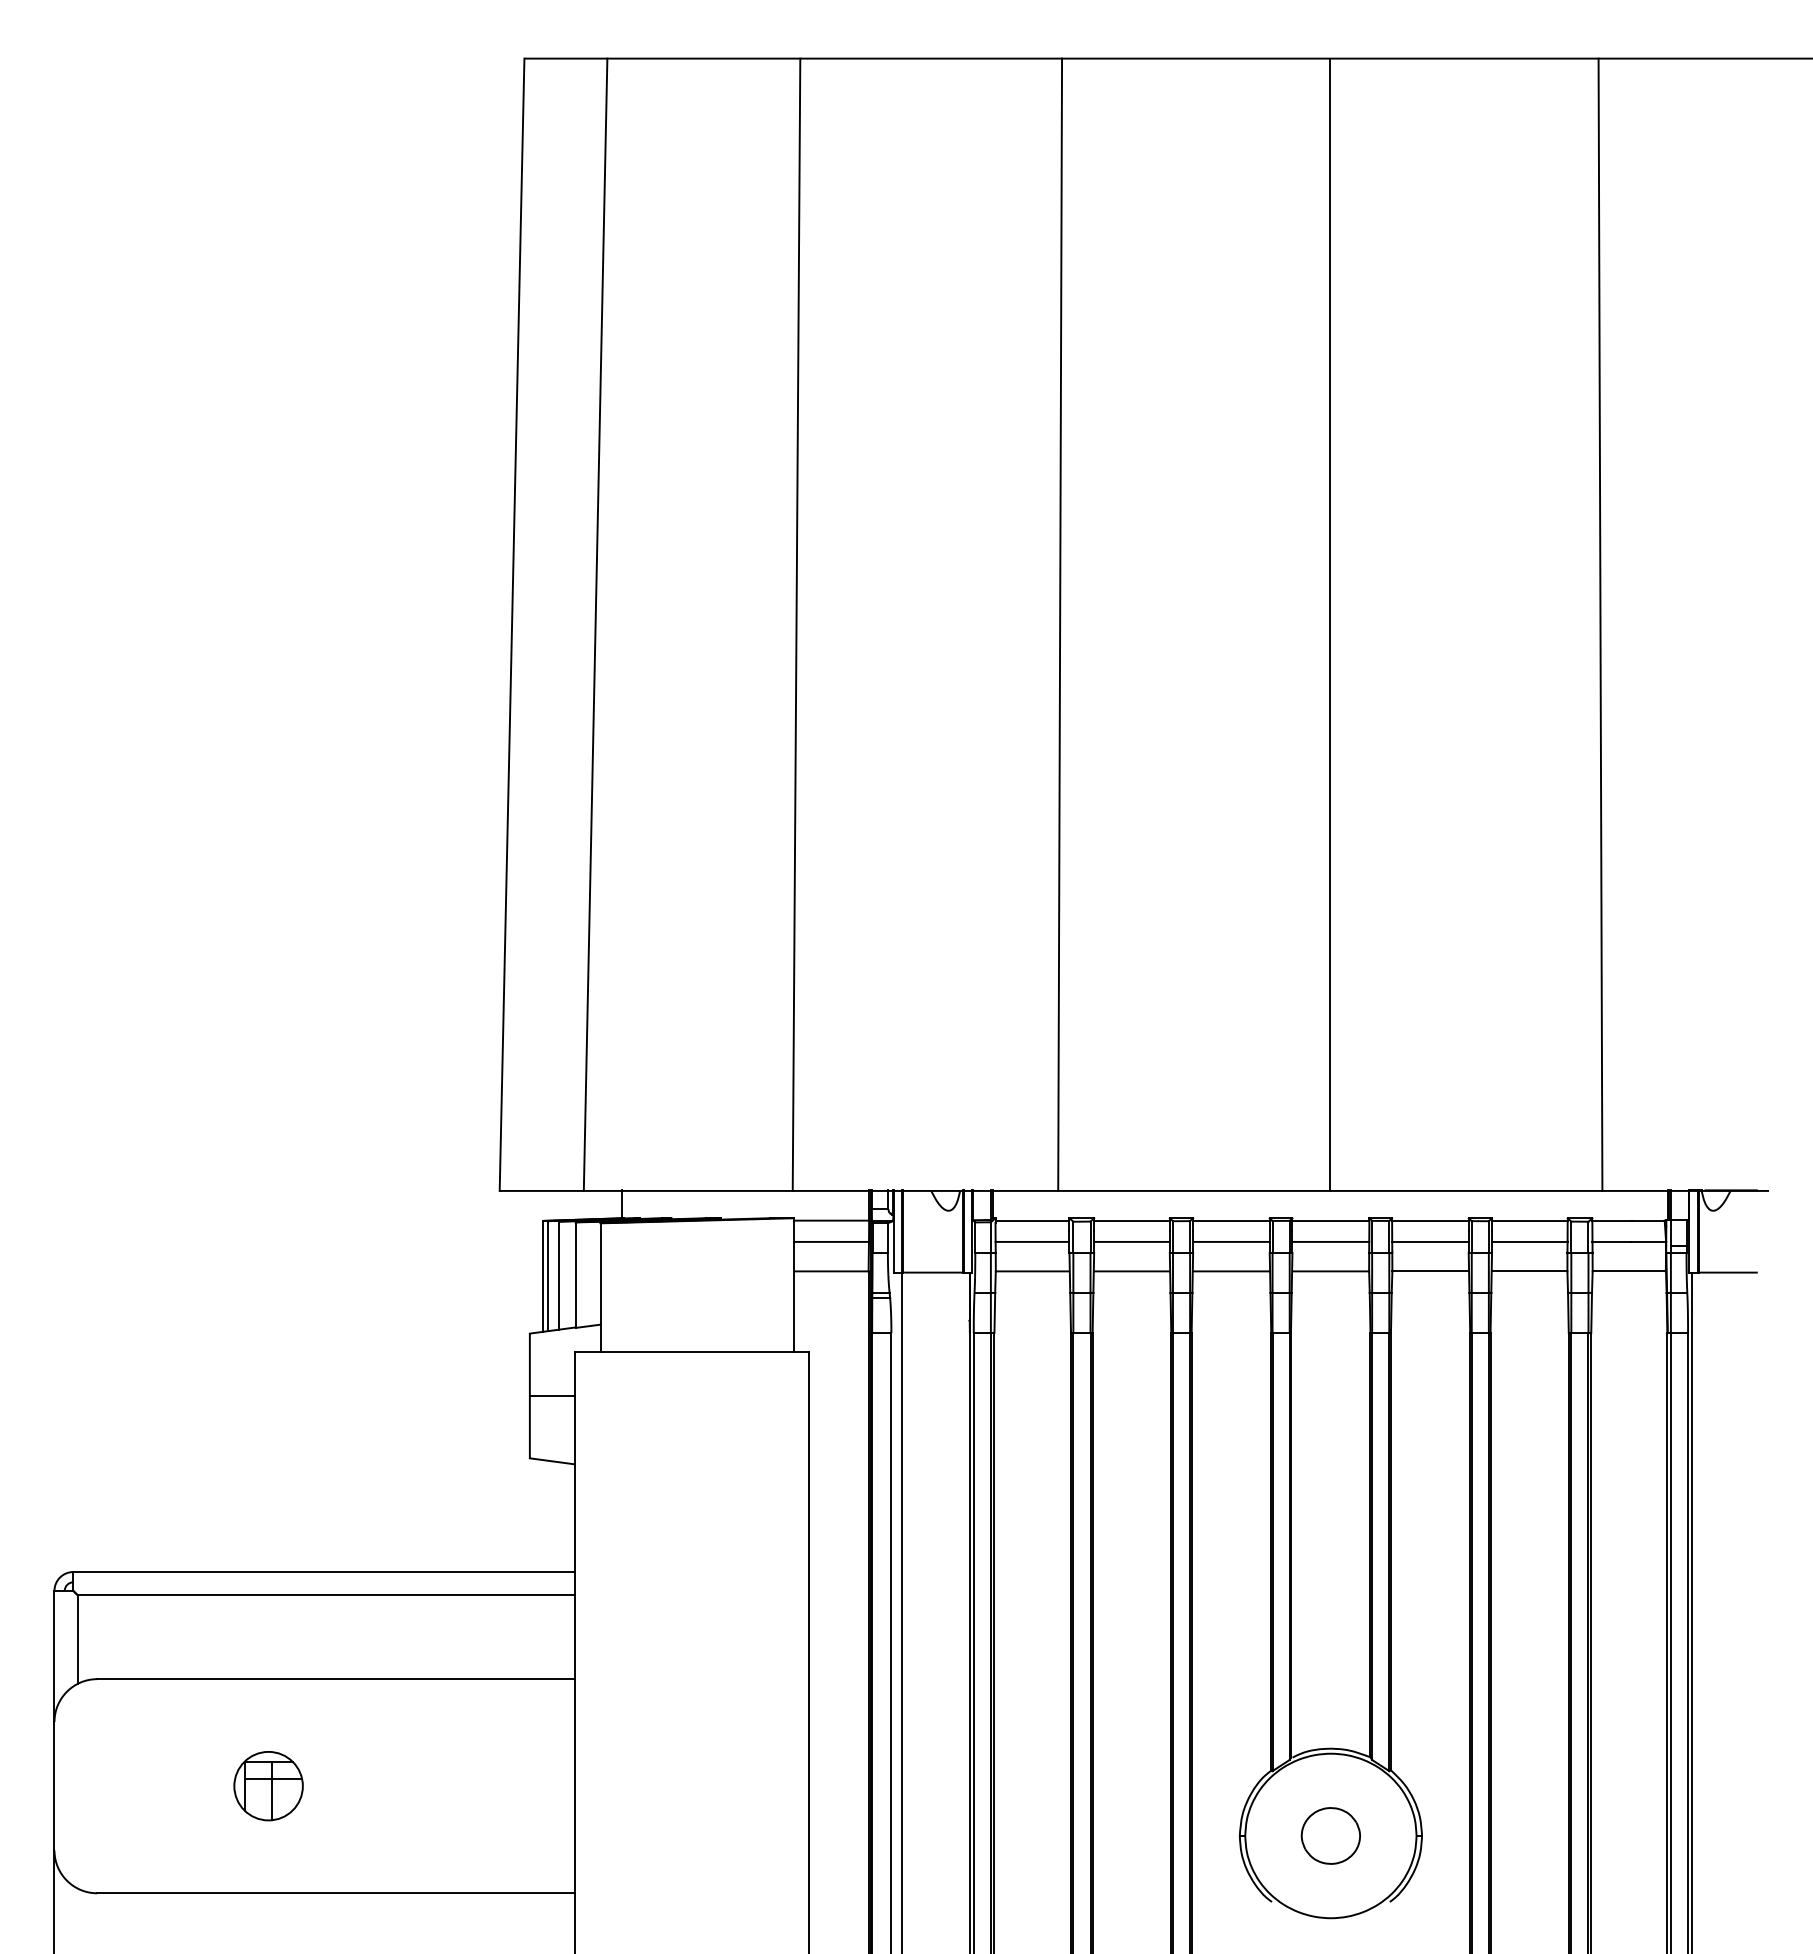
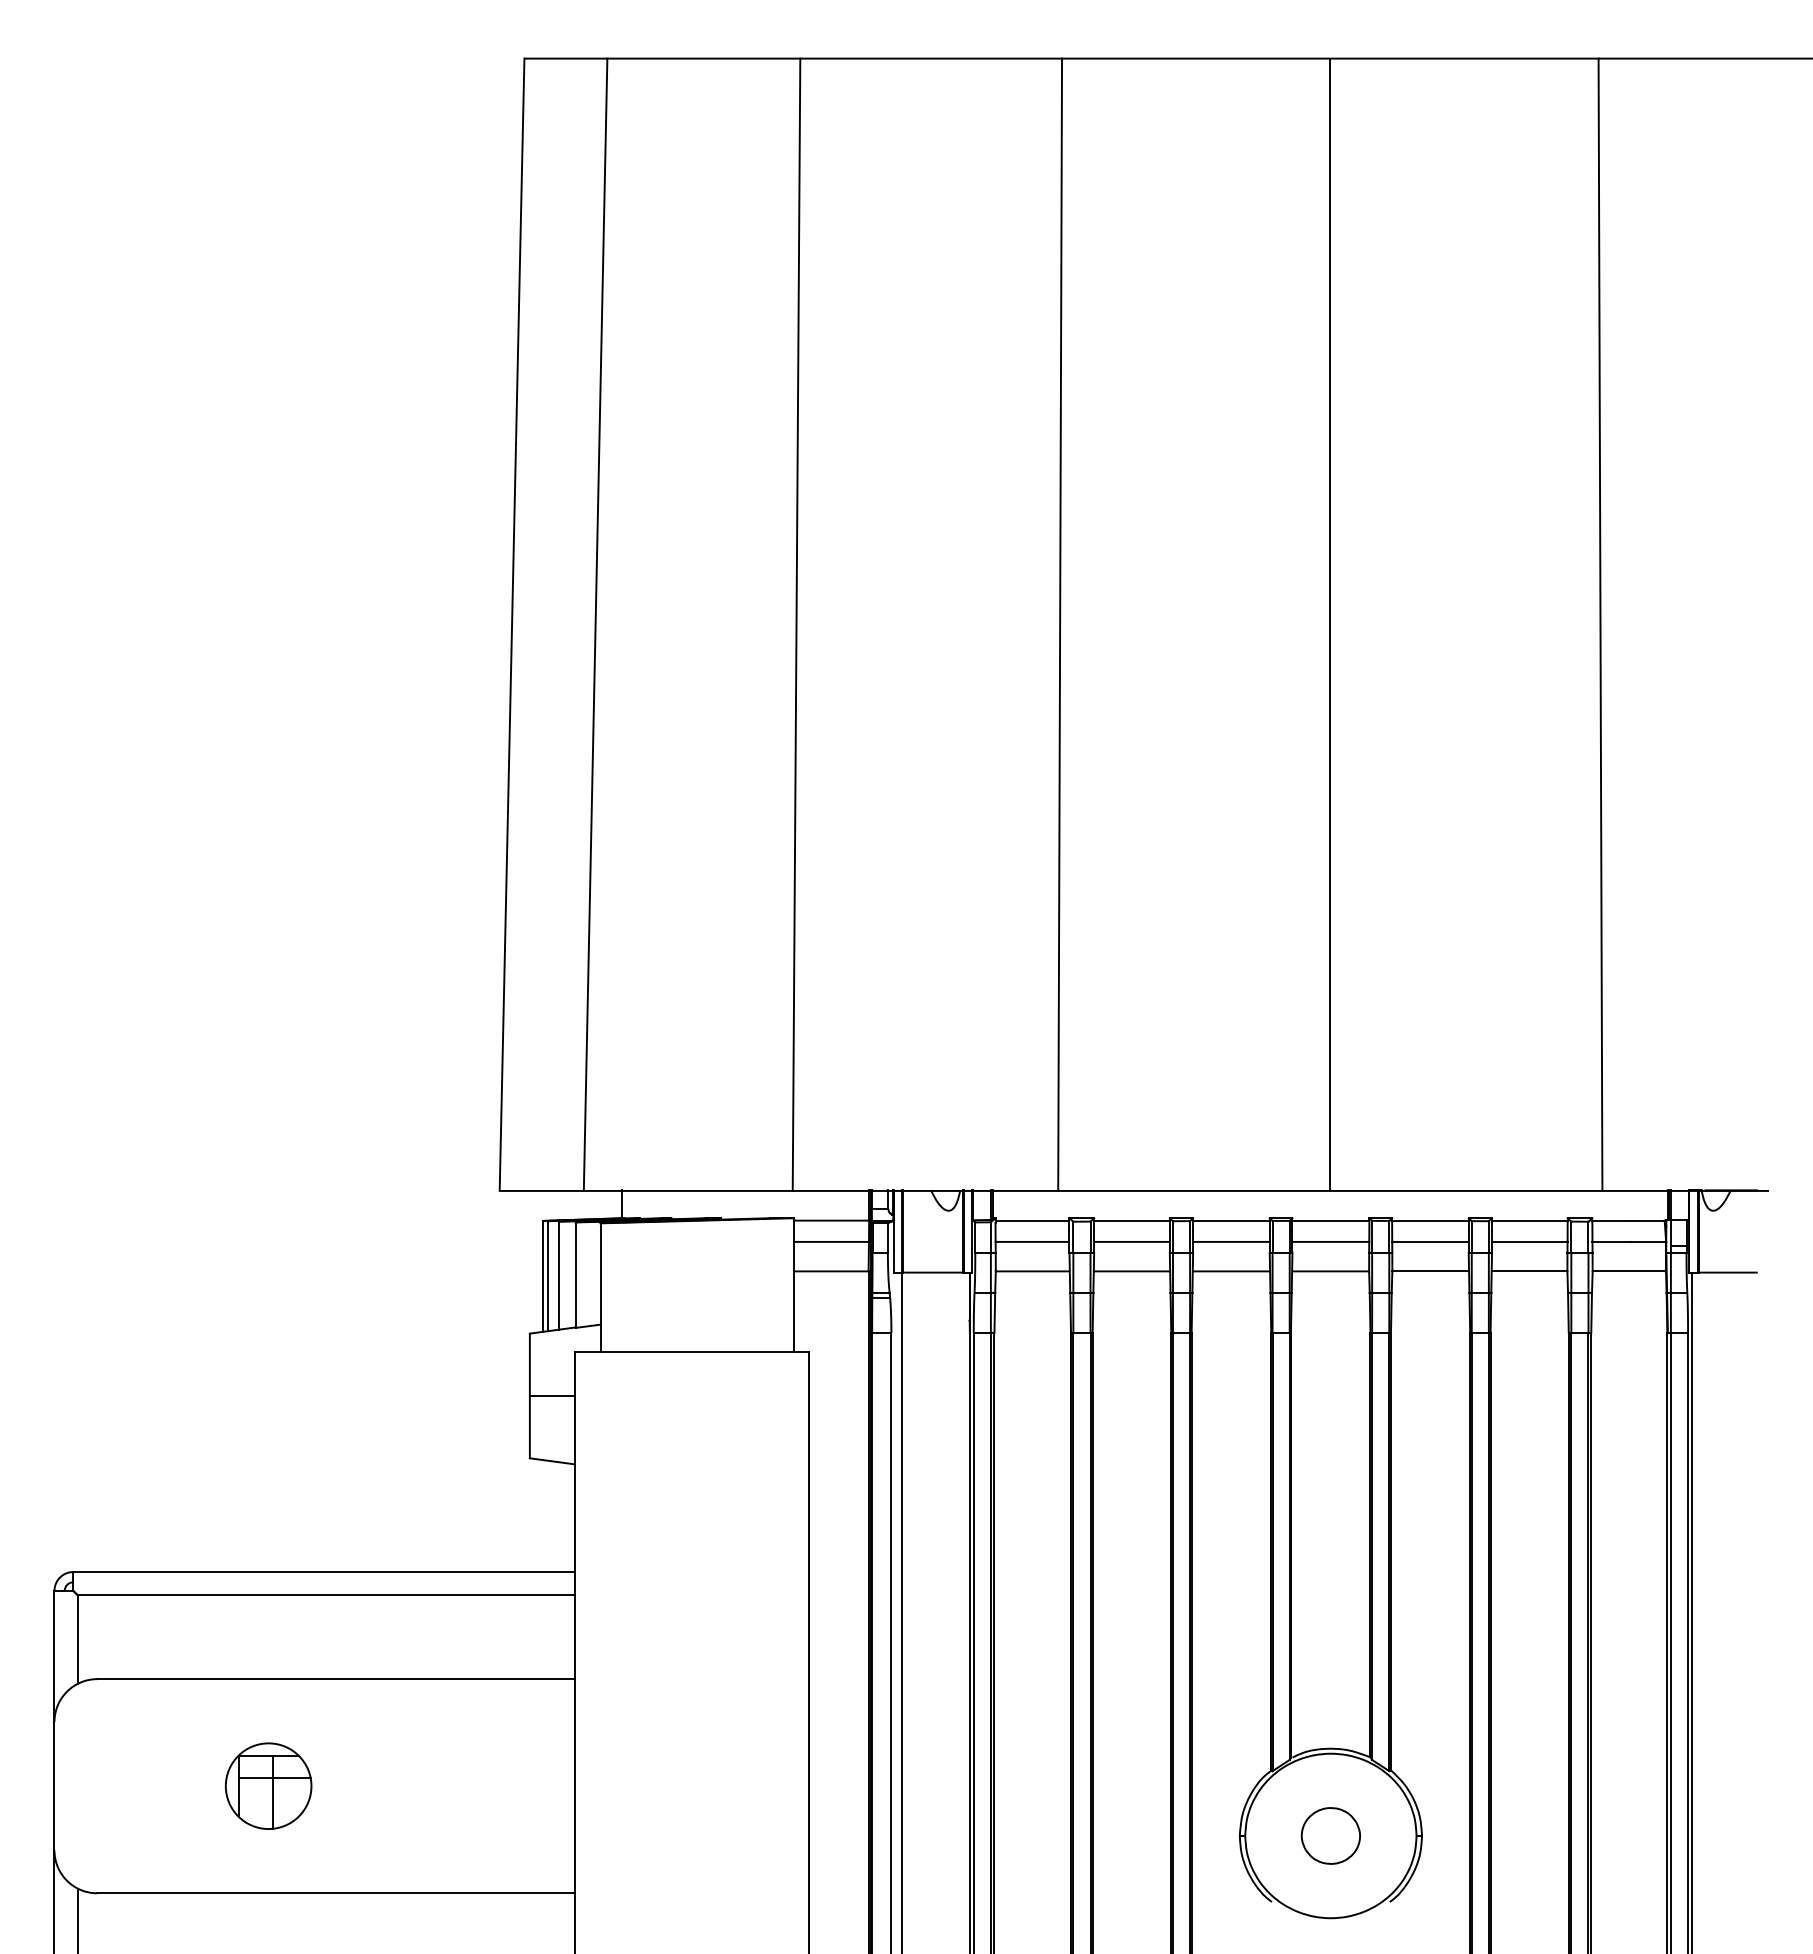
part size: 71x71 px -> 89x88 px (268, 1785)
line: none -> present (77, 1919)
